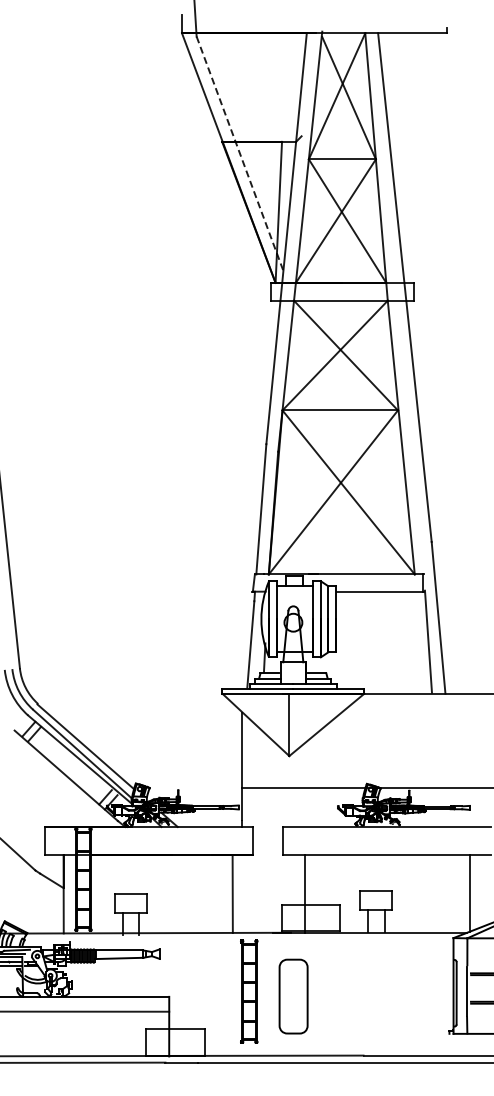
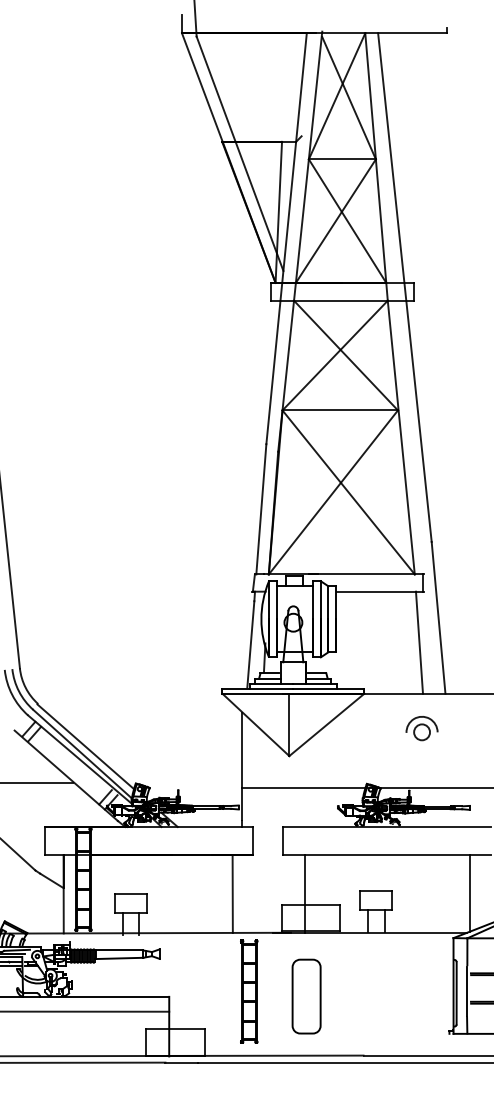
line: dashed -> solid (240, 153)
line position: (427, 641) -> (418, 642) (418, 642)
part: none -> present (421, 728)
line: none -> present (37, 782)
part position: (293, 996) -> (306, 996) (306, 996)
